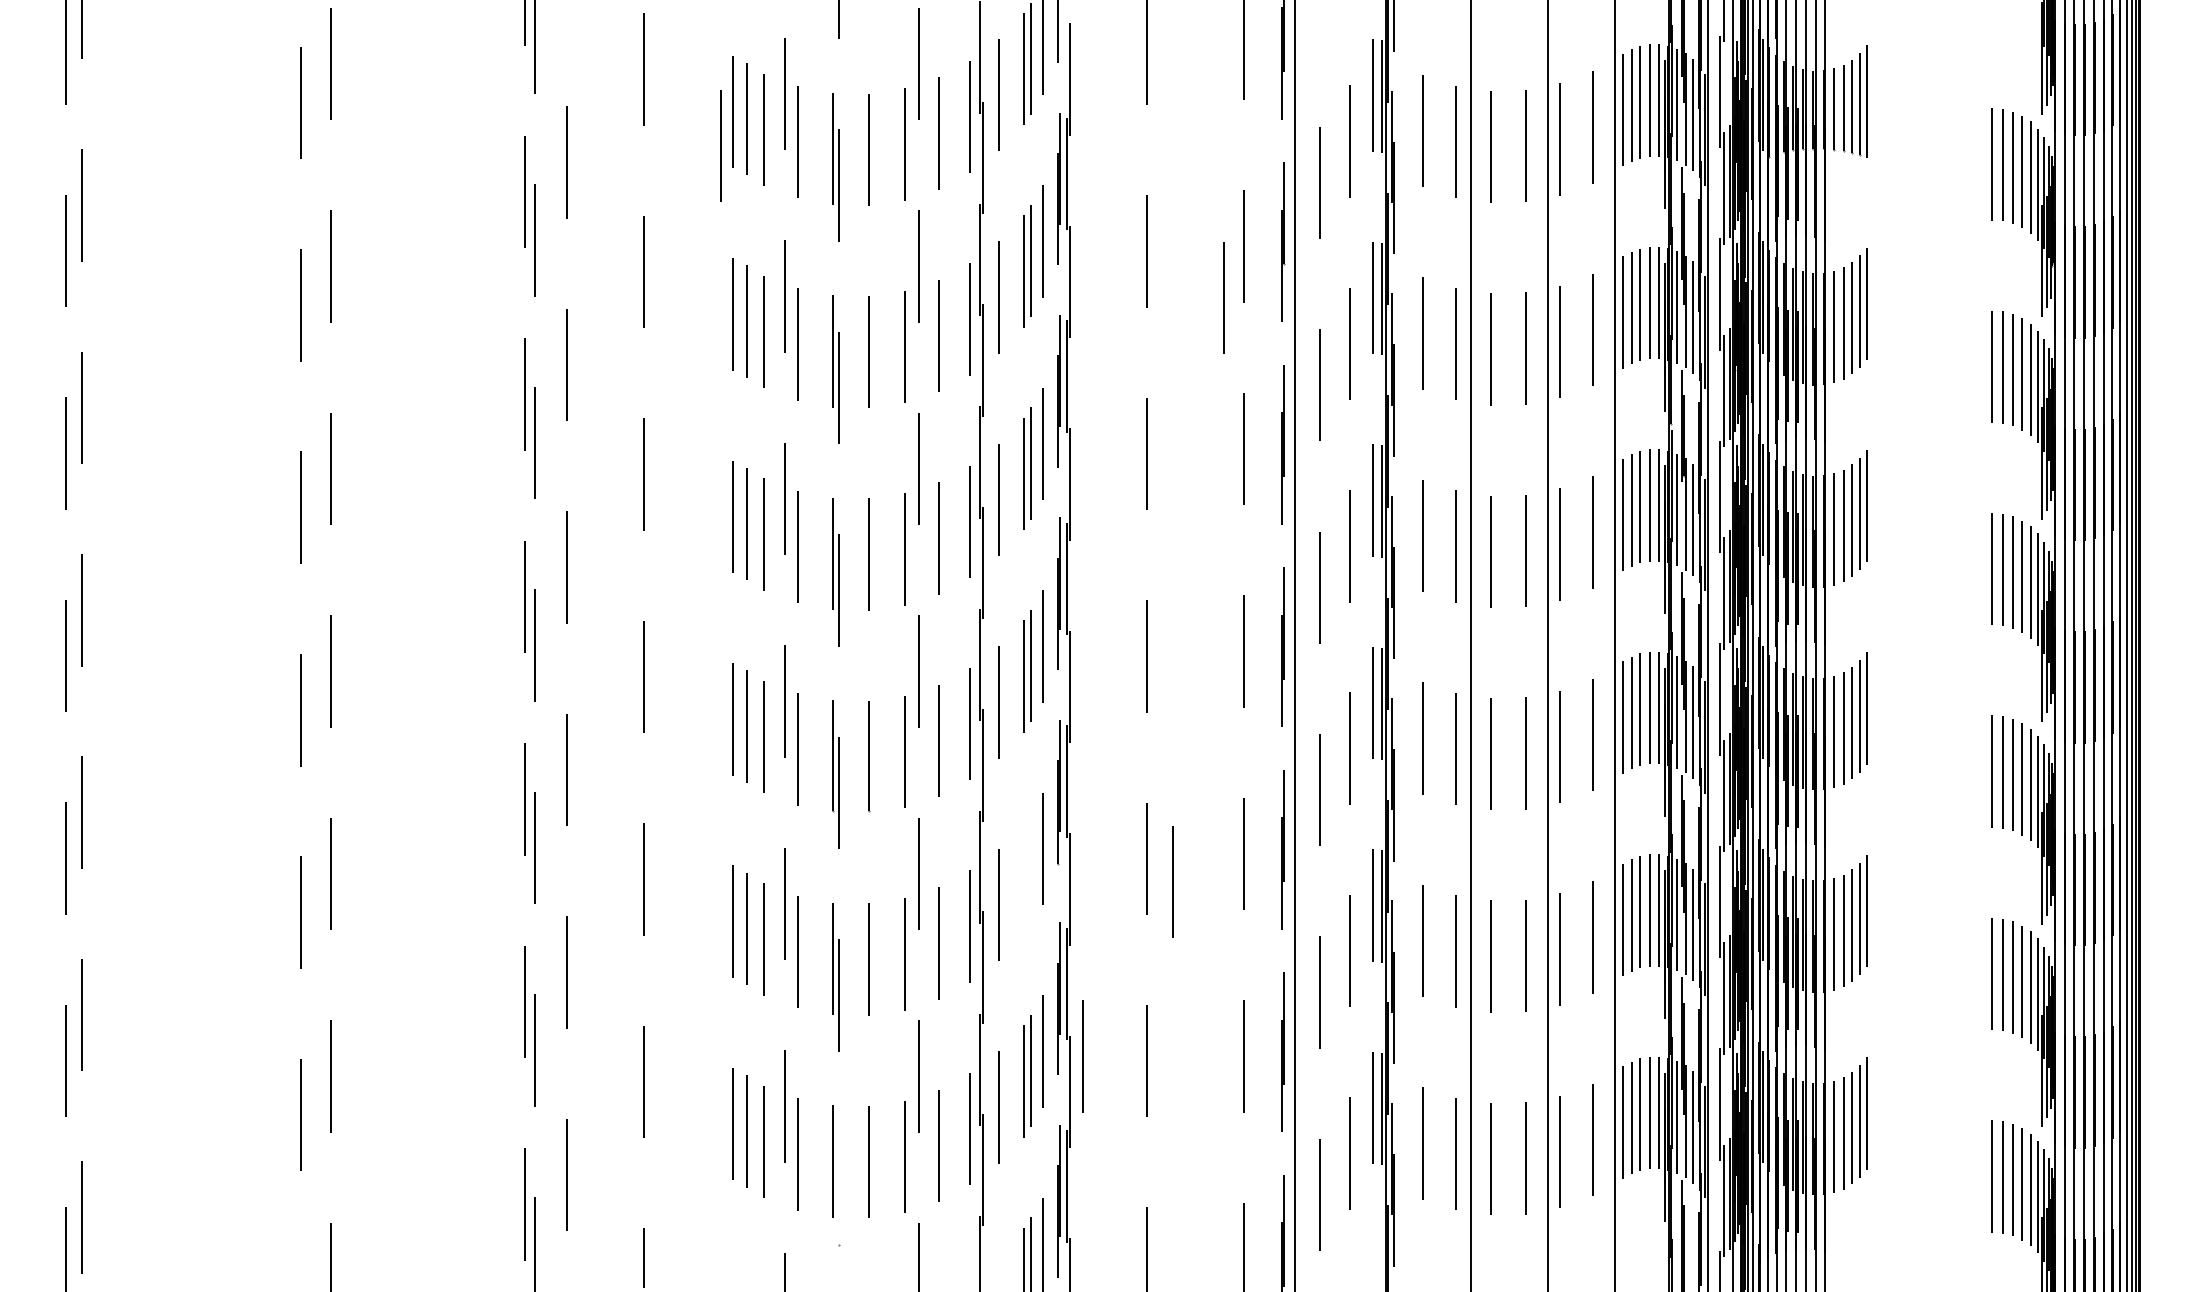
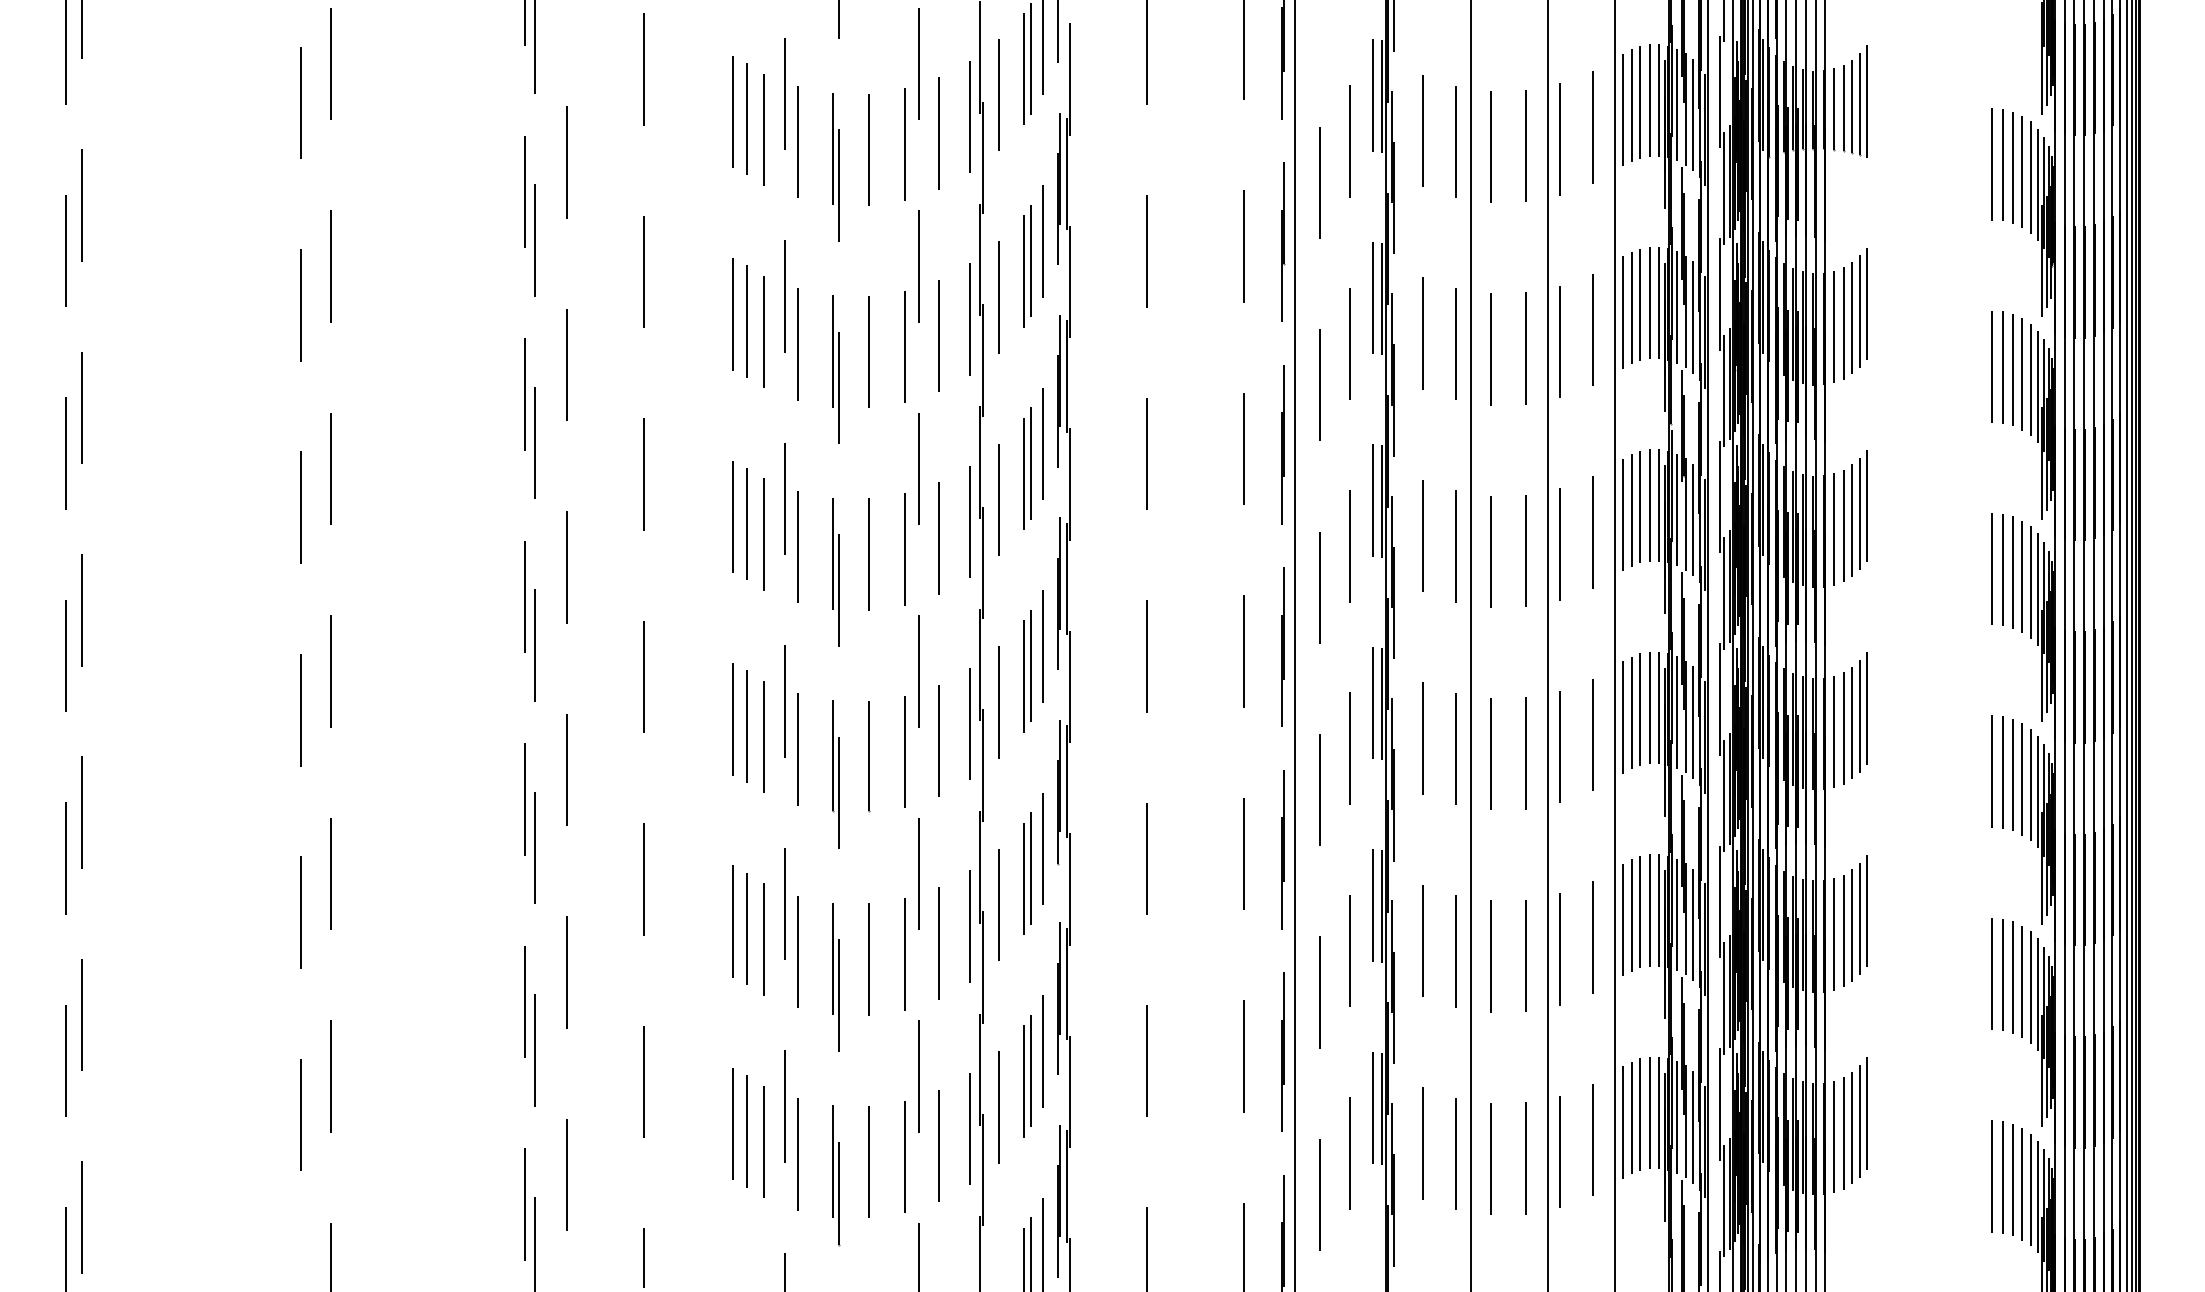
line: present -> none (720, 145)
line: present -> none (1223, 297)
part: none -> present (1027, 873)
line: present -> none (1172, 881)
line: present -> none (1082, 1056)
line: none -> present (839, 1193)
